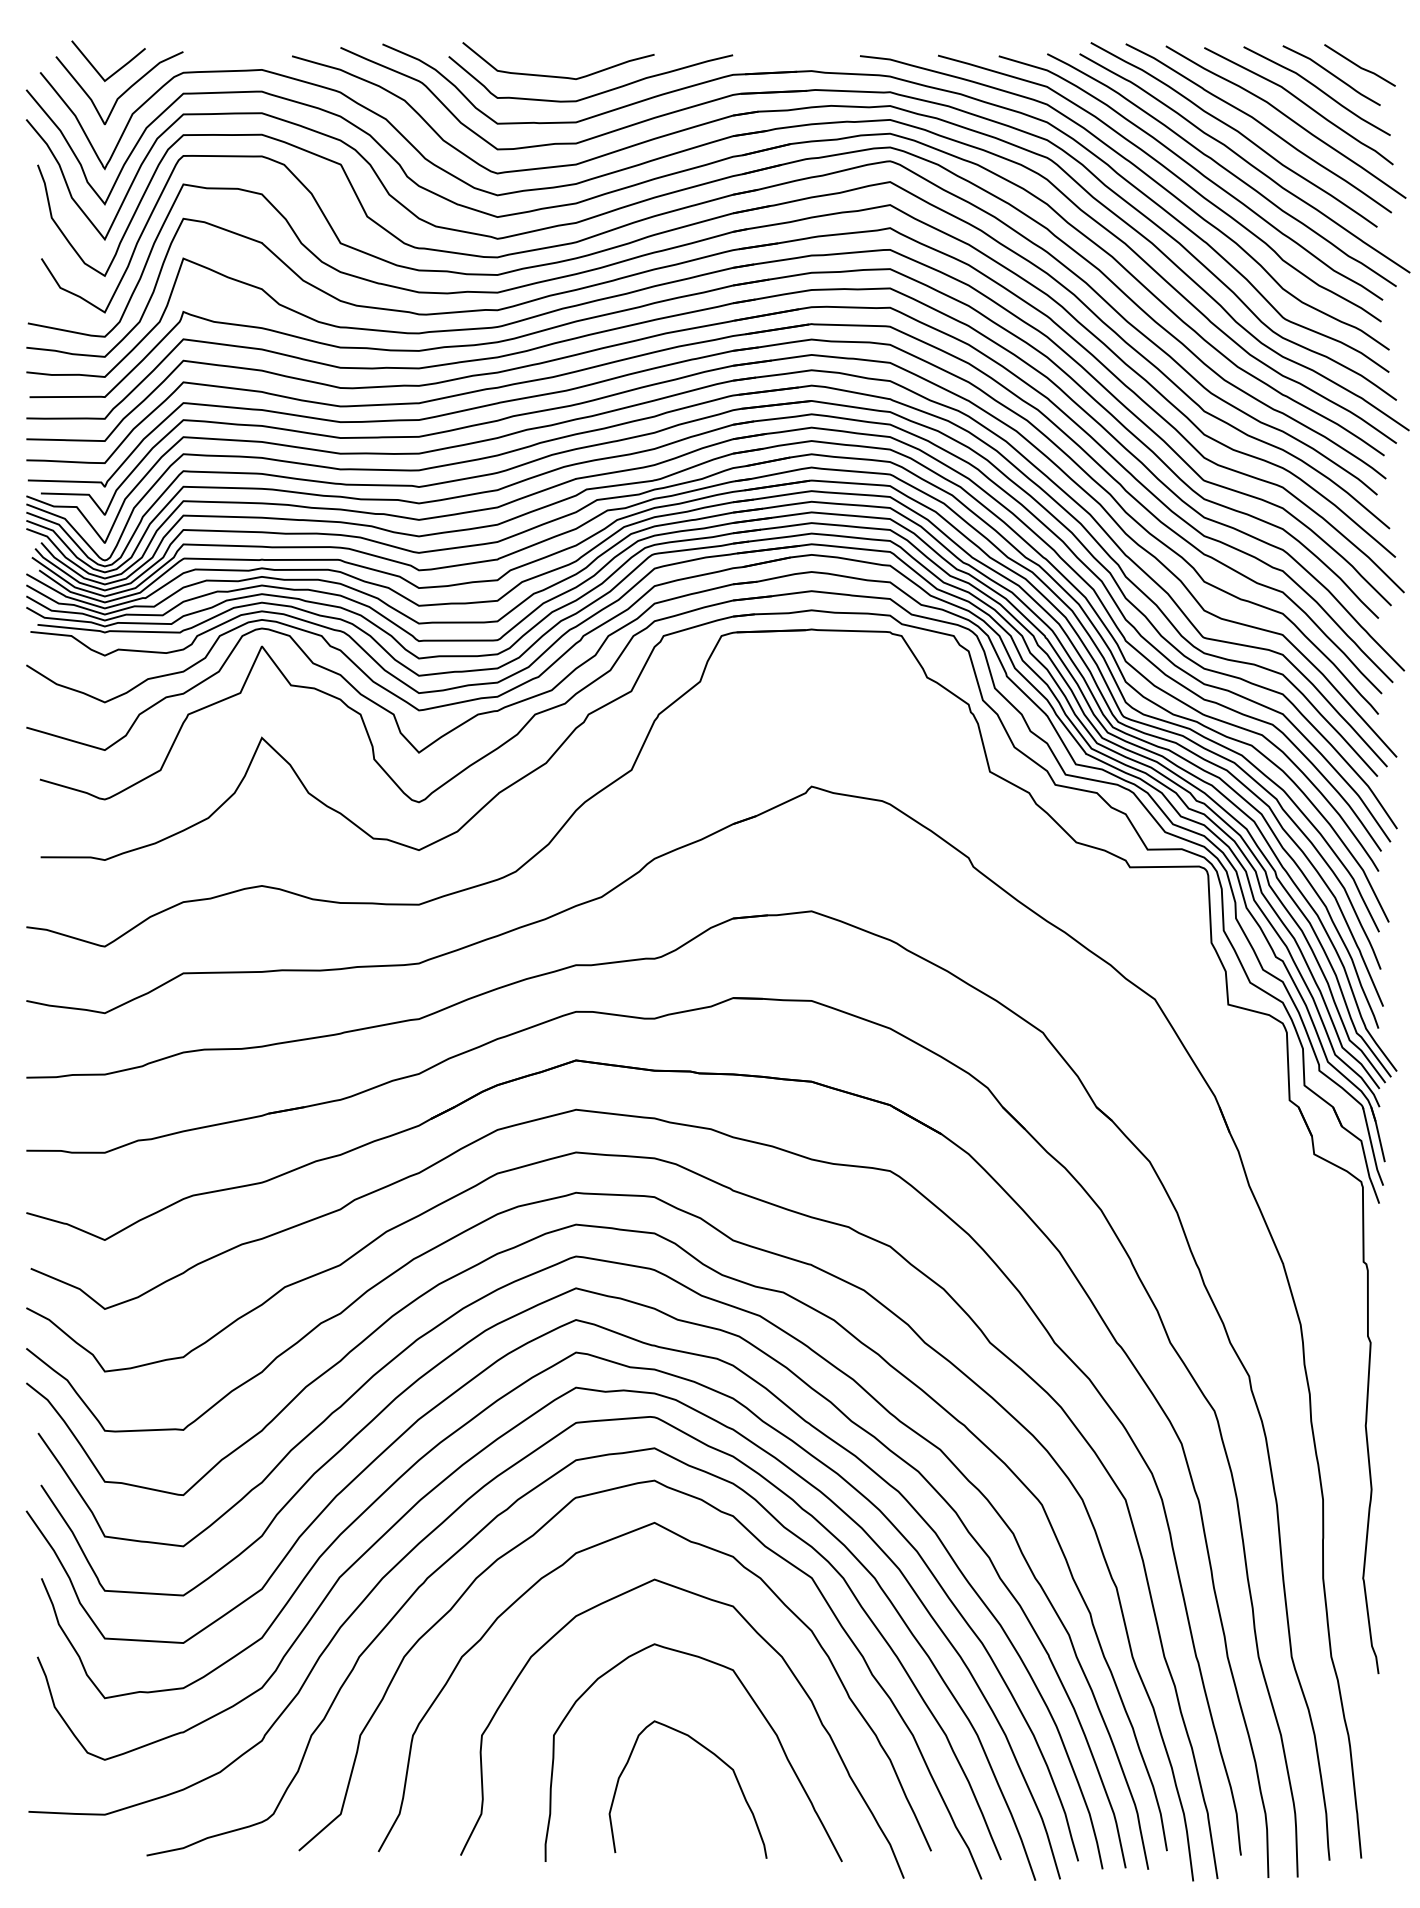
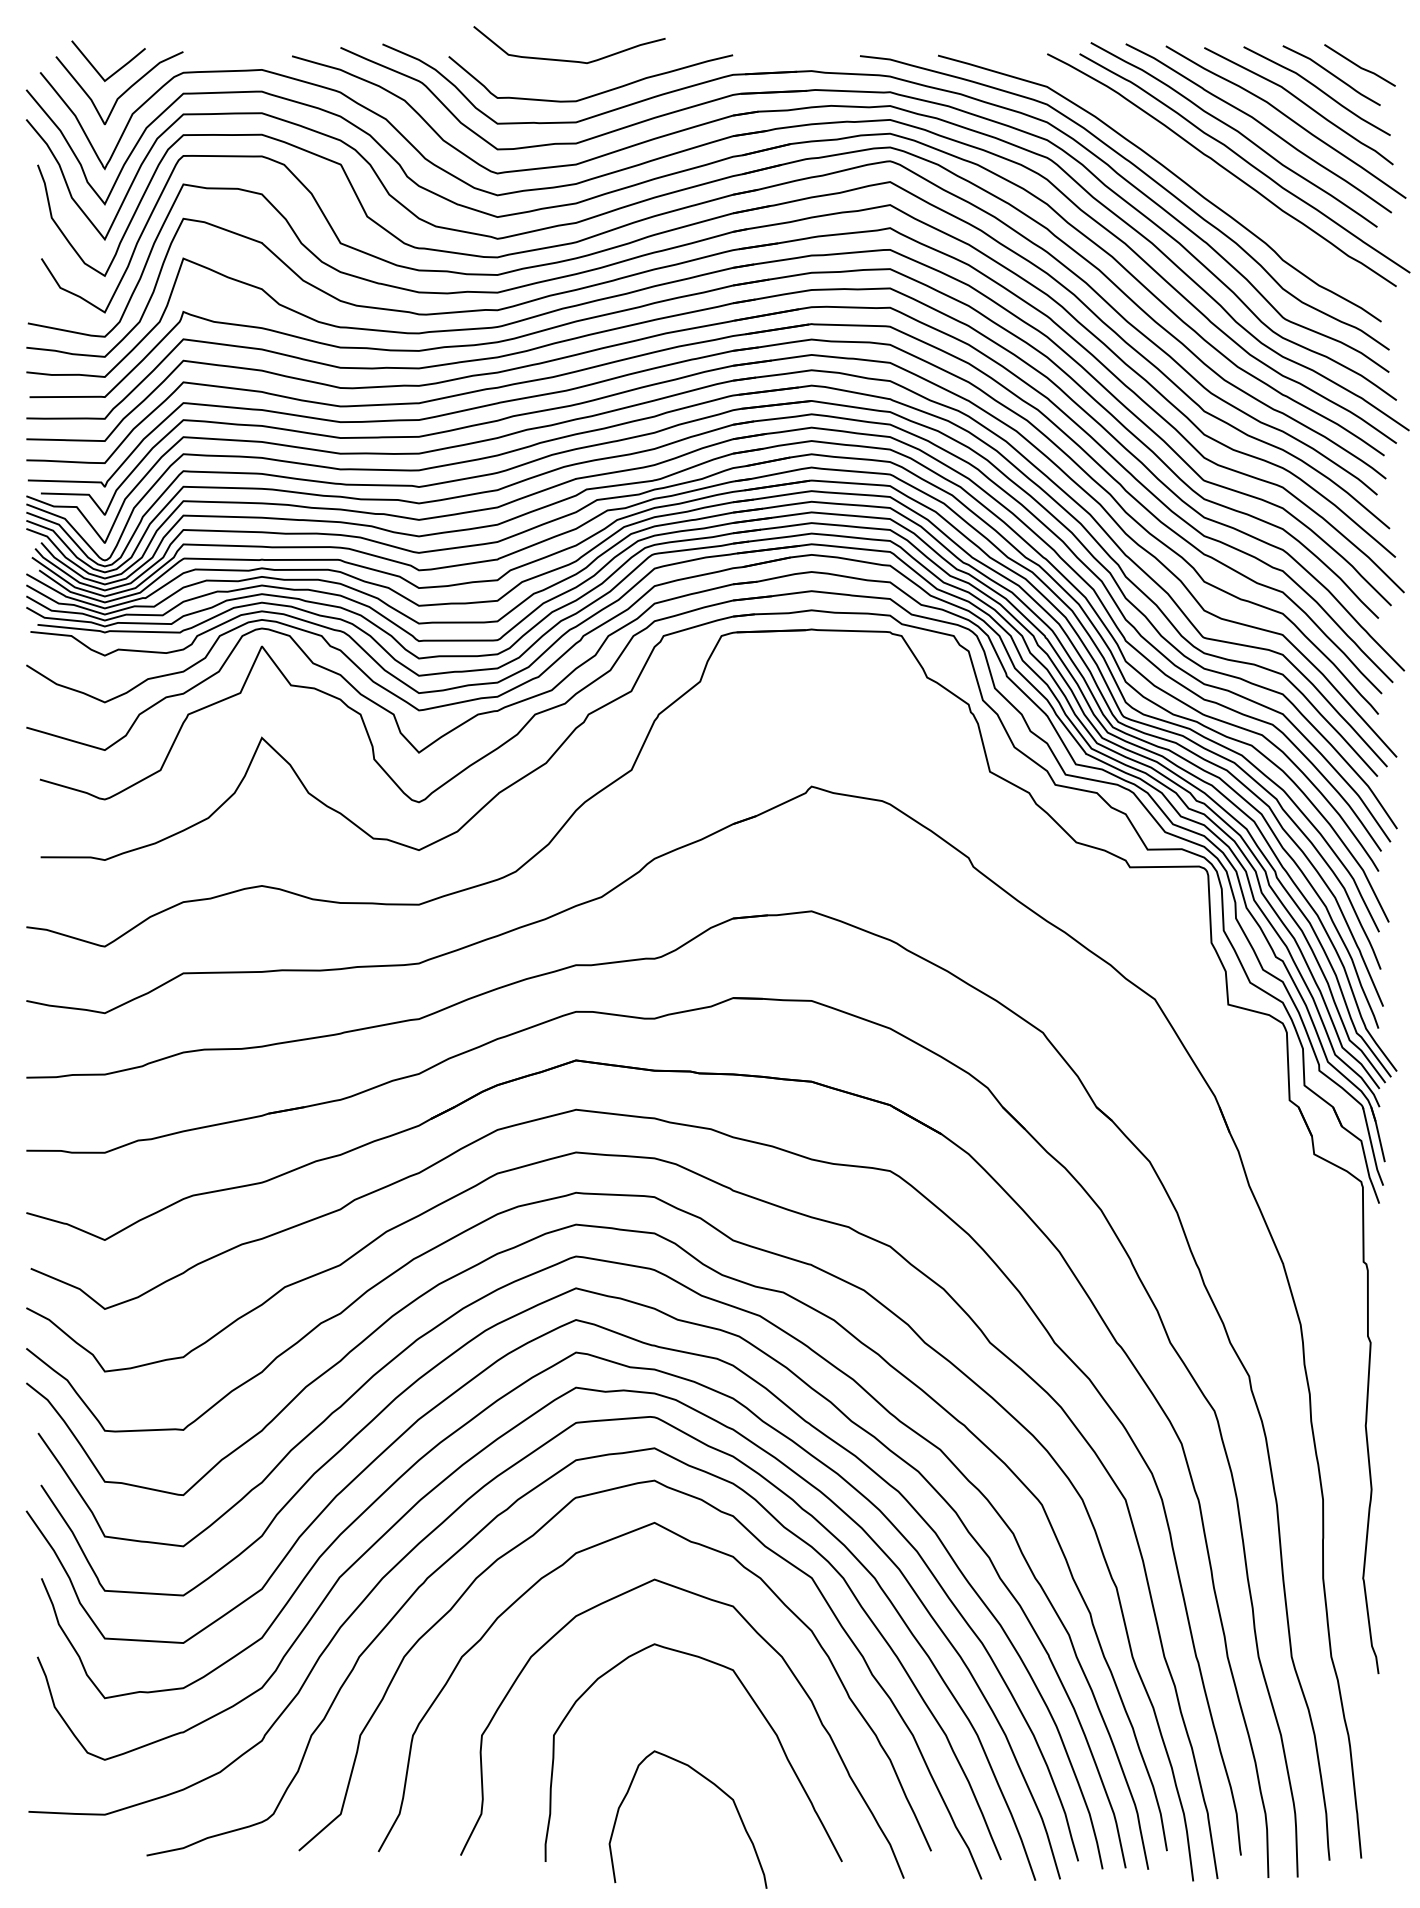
curve position: (553, 75) -> (564, 59) (564, 59)
curve: present -> none (1196, 171)
curve position: (717, 1758) -> (717, 1788) (717, 1788)
